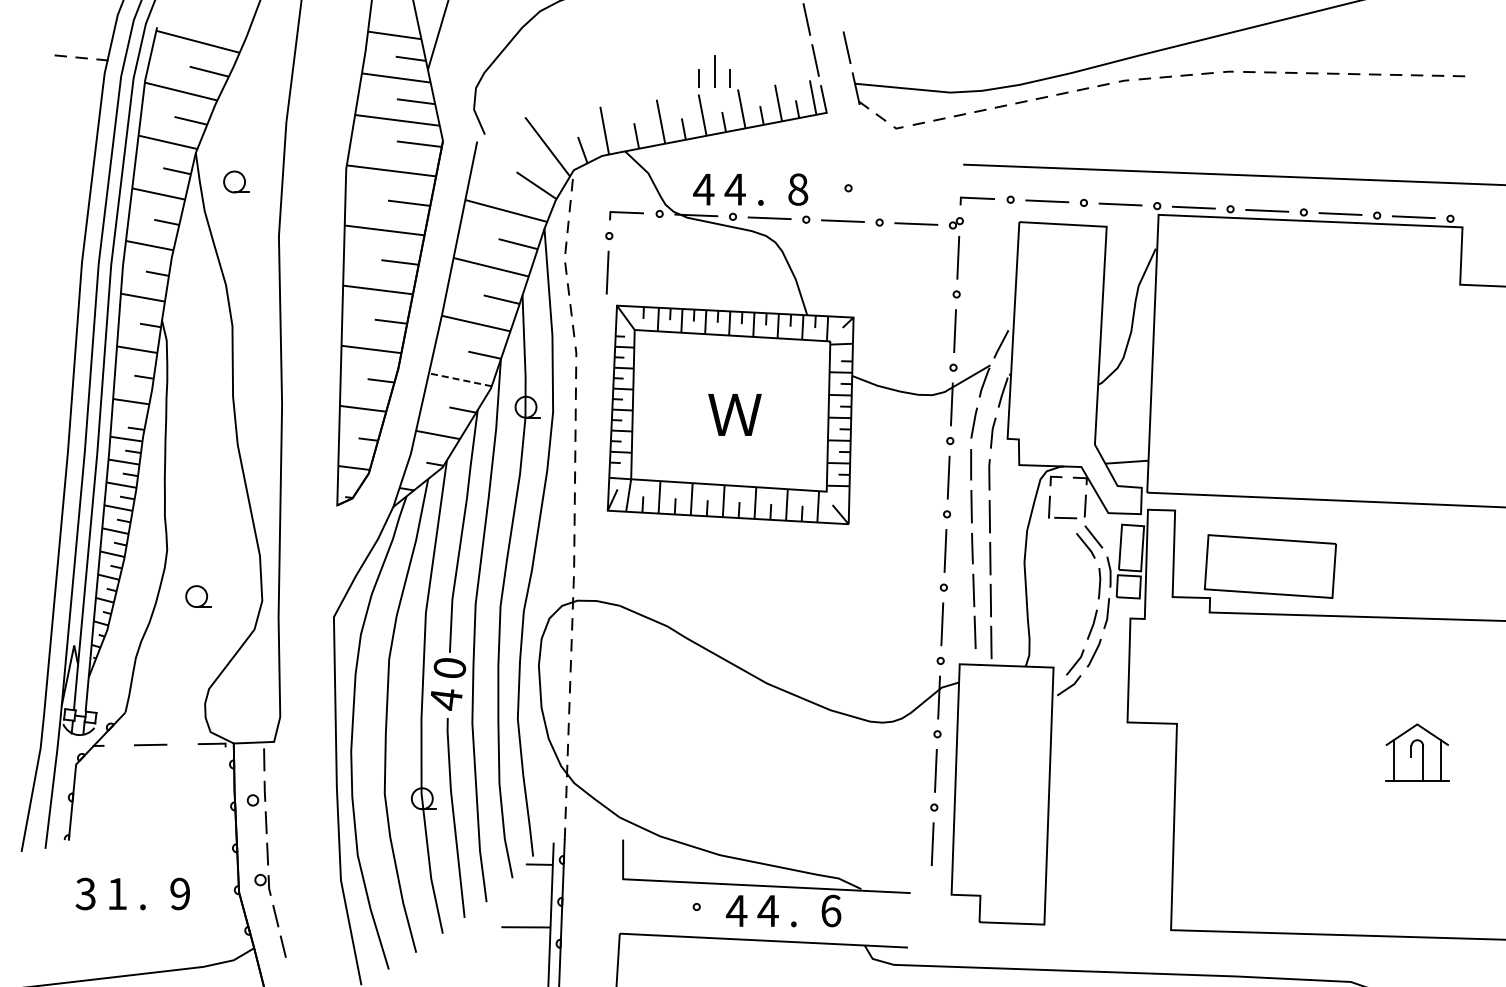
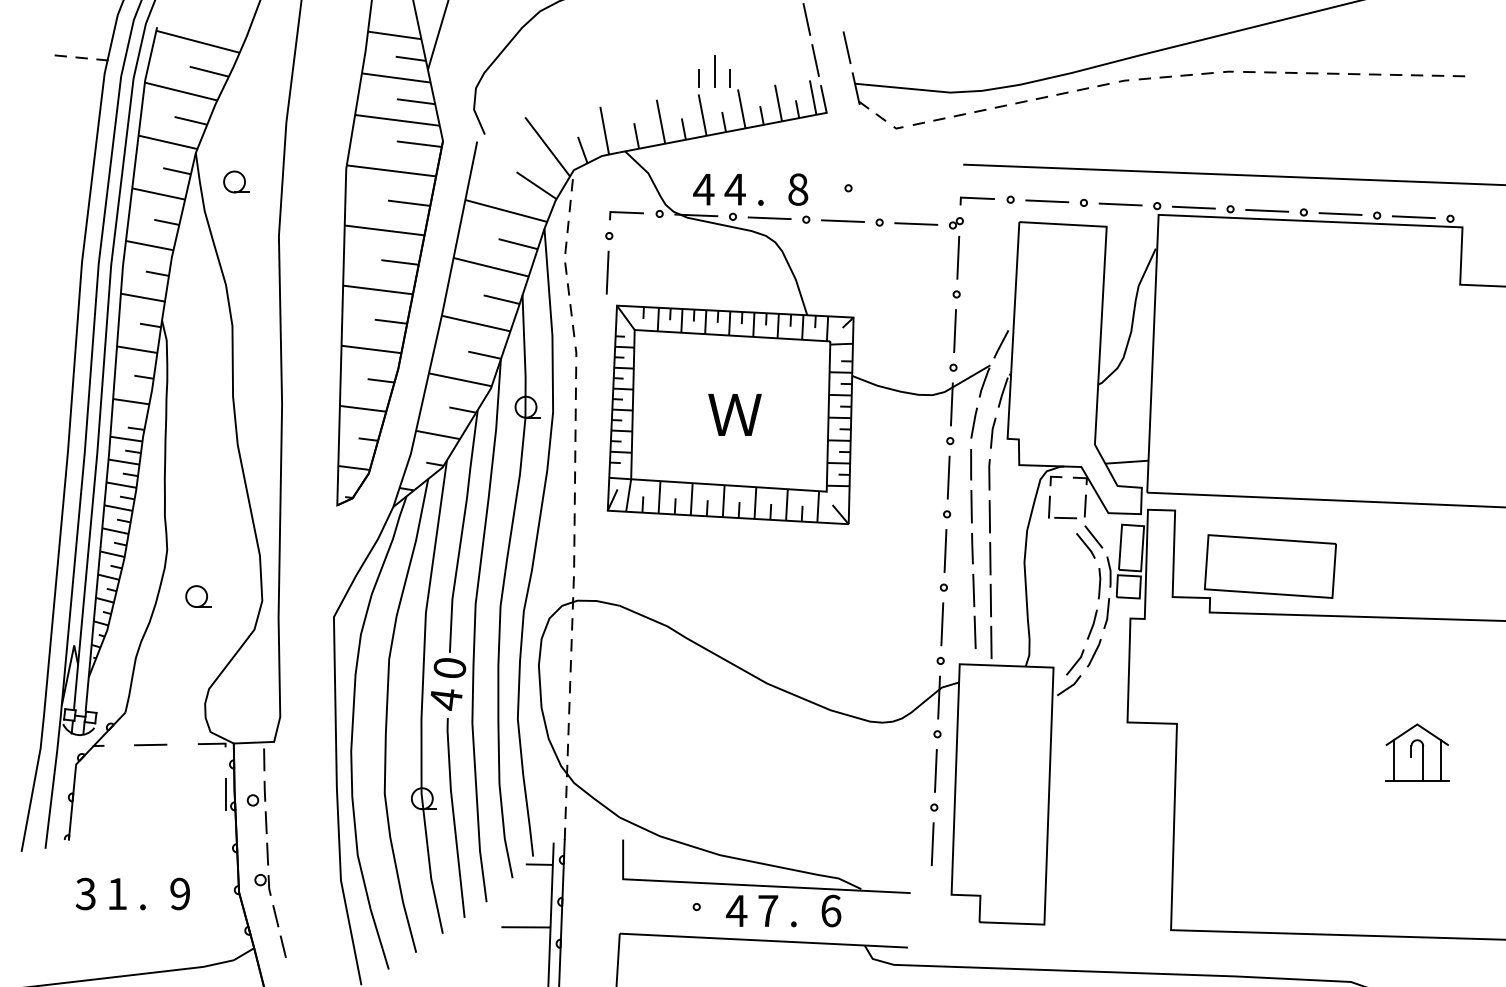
line: dashed -> solid (459, 379)
line: none -> present (225, 794)
text: 4 -> 7 (767, 910)
